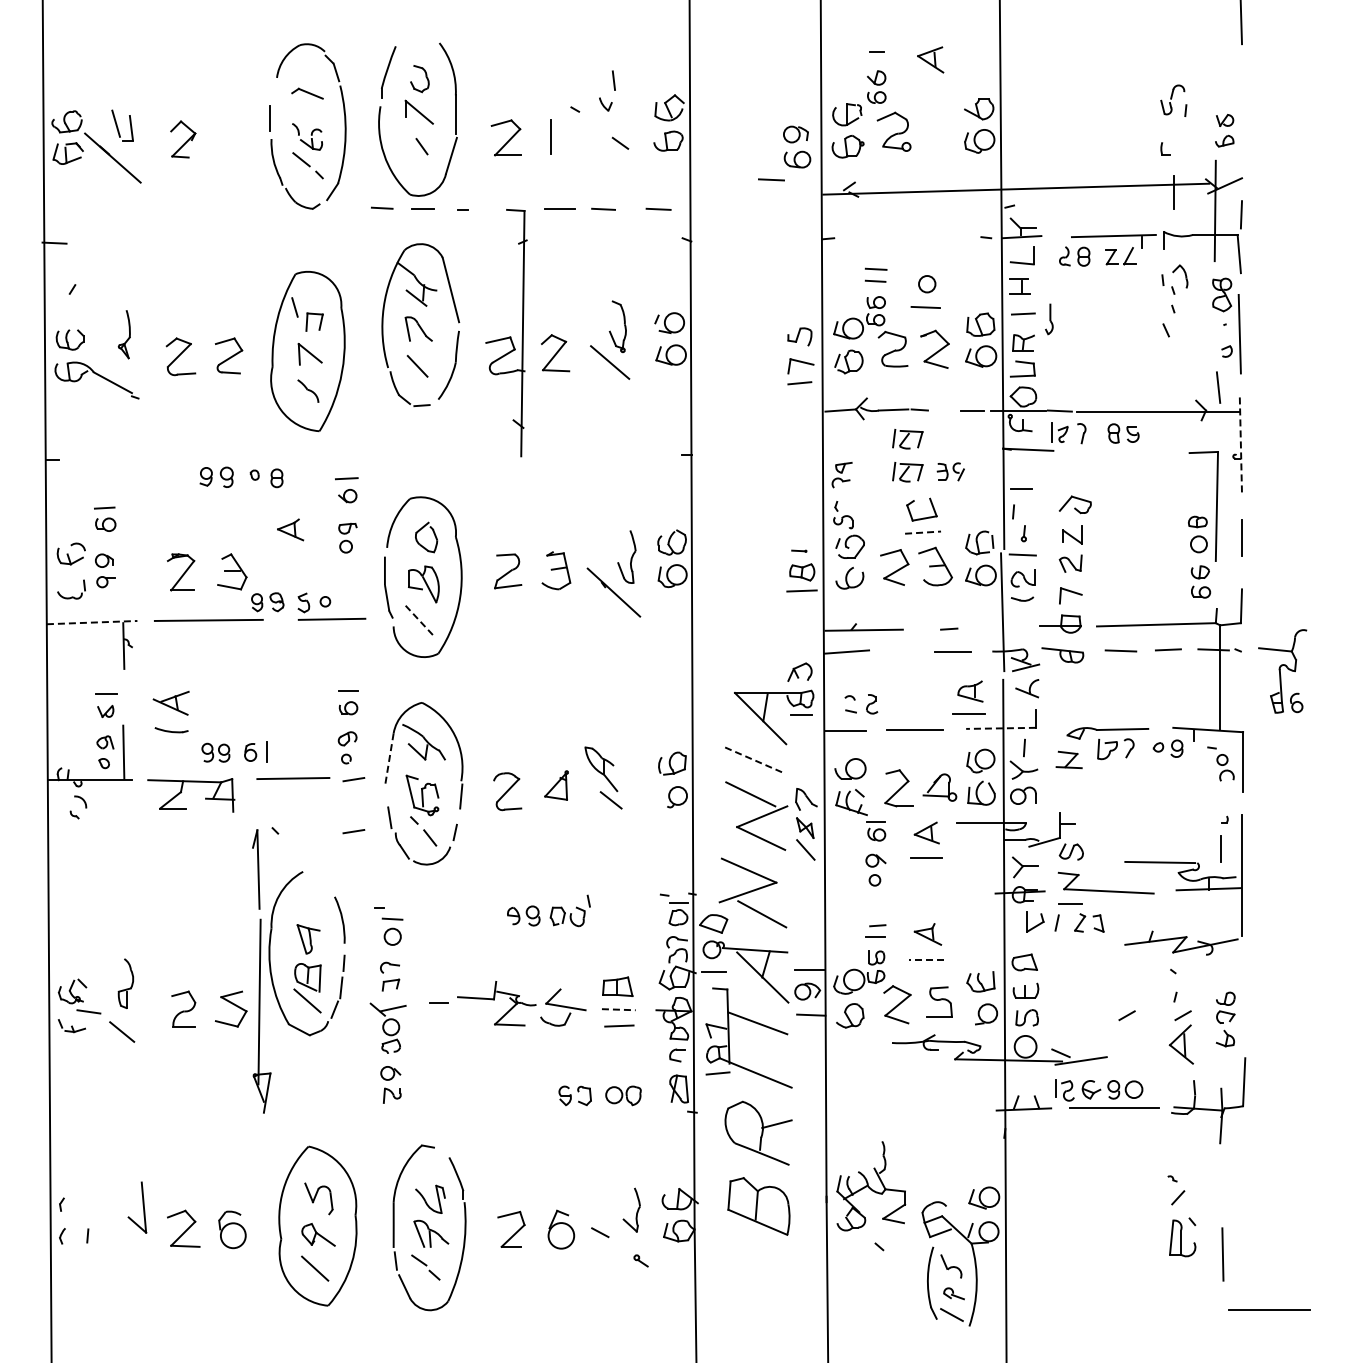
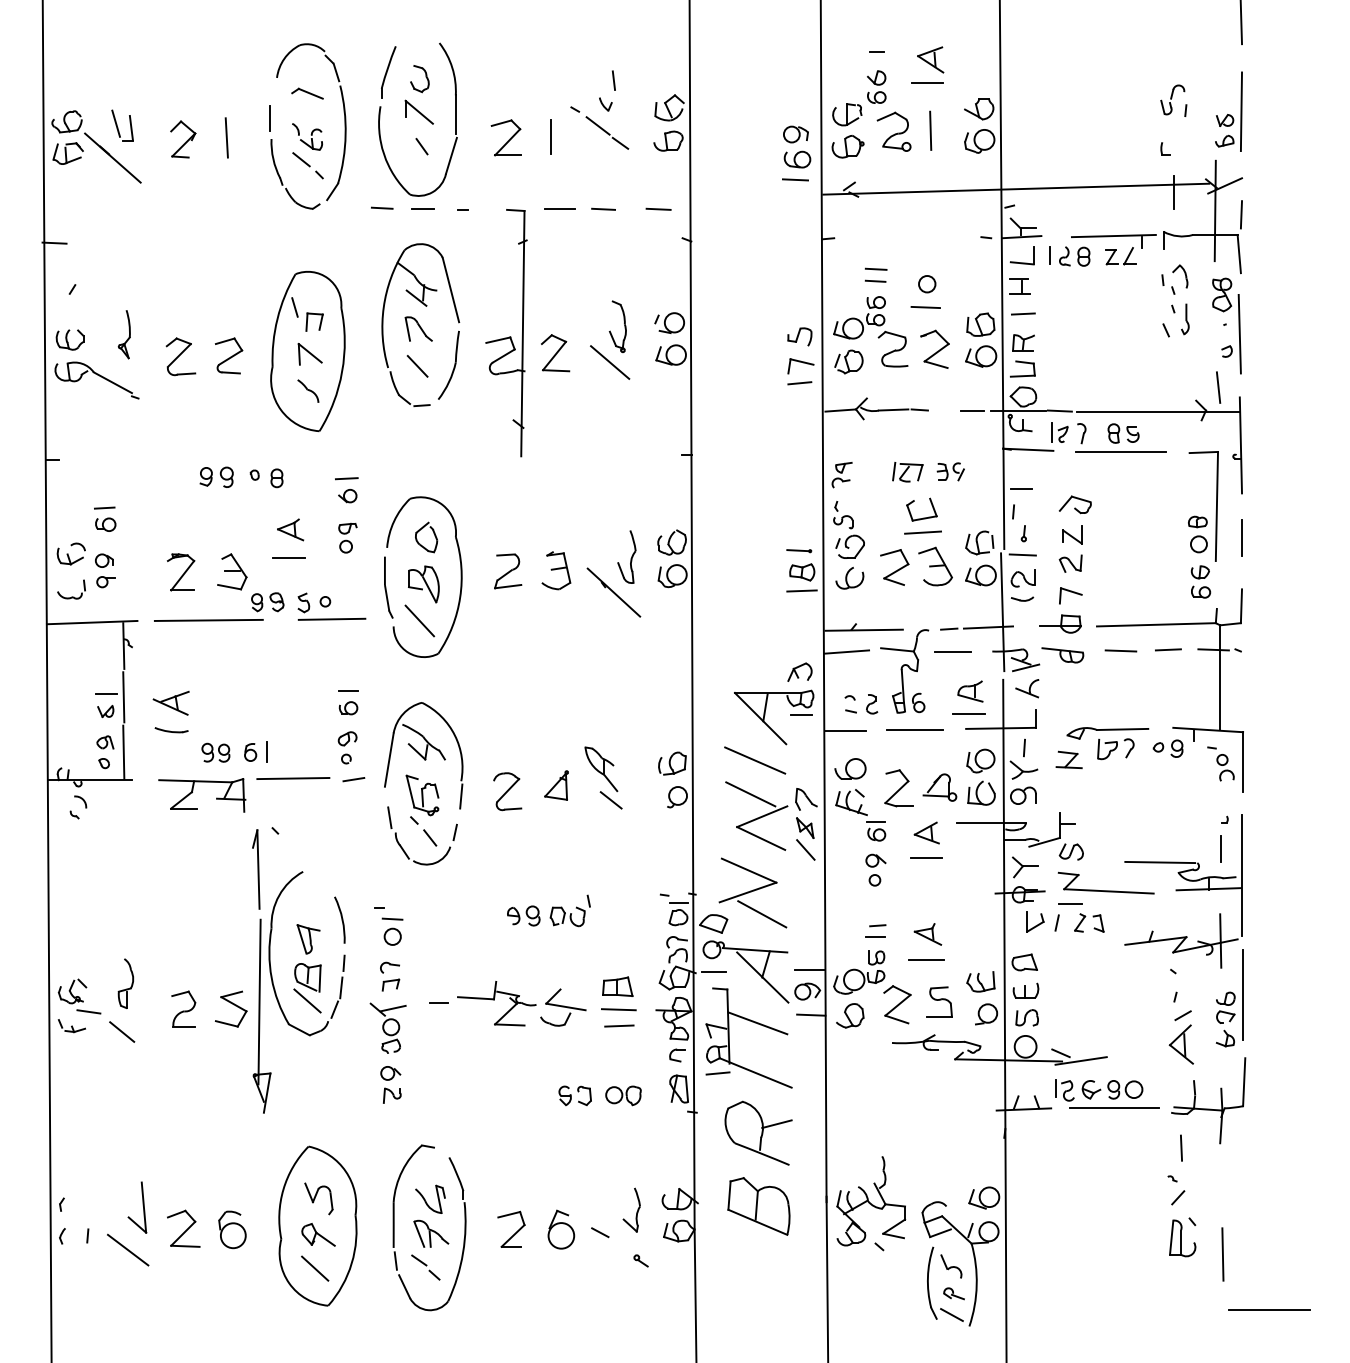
line: none -> present (927, 83)
line: none -> present (1241, 111)
line: none -> present (597, 125)
line: none -> present (930, 130)
line: none -> present (226, 137)
line position: (771, 179) -> (795, 179) (795, 179)
line: none -> present (1049, 255)
part position: (1049, 319) -> (1185, 319) (1185, 319)
part: present -> none (907, 439)
line: dashed -> solid (1240, 445)
line: none -> present (1120, 451)
line: dashed -> solid (923, 532)
part size: 17x4 px -> 27x5 px (799, 551)
line: none -> present (288, 557)
line: dashed -> solid (419, 620)
line: dashed -> solid (92, 622)
line: none -> present (988, 627)
part position: (1282, 671) -> (904, 671) (904, 671)
line: none -> present (123, 697)
line: dashed -> solid (1001, 728)
line: dashed -> solid (389, 760)
line: dashed -> solid (755, 760)
part position: (181, 793) -> (192, 793) (192, 793)
line: present -> none (353, 831)
line: none -> present (1220, 940)
line: dashed -> solid (926, 960)
line: none -> present (1243, 994)
line: dashed -> solid (618, 1009)
line: present -> none (1126, 1015)
line: none -> present (1181, 1147)
part position: (871, 1186) -> (871, 1201) (871, 1201)
line: none -> present (127, 1249)
